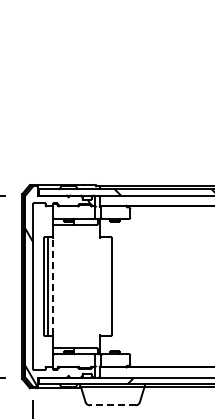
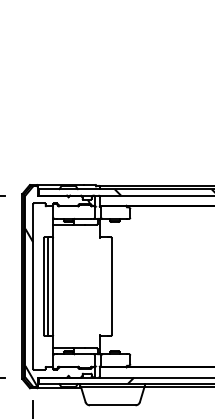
line: dashed -> solid (53, 286)
line: dashed -> solid (112, 405)
